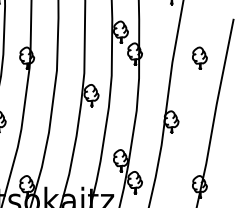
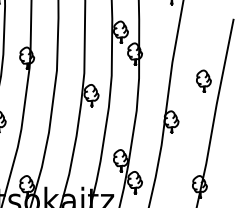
part position: (199, 57) -> (203, 80) (203, 80)
